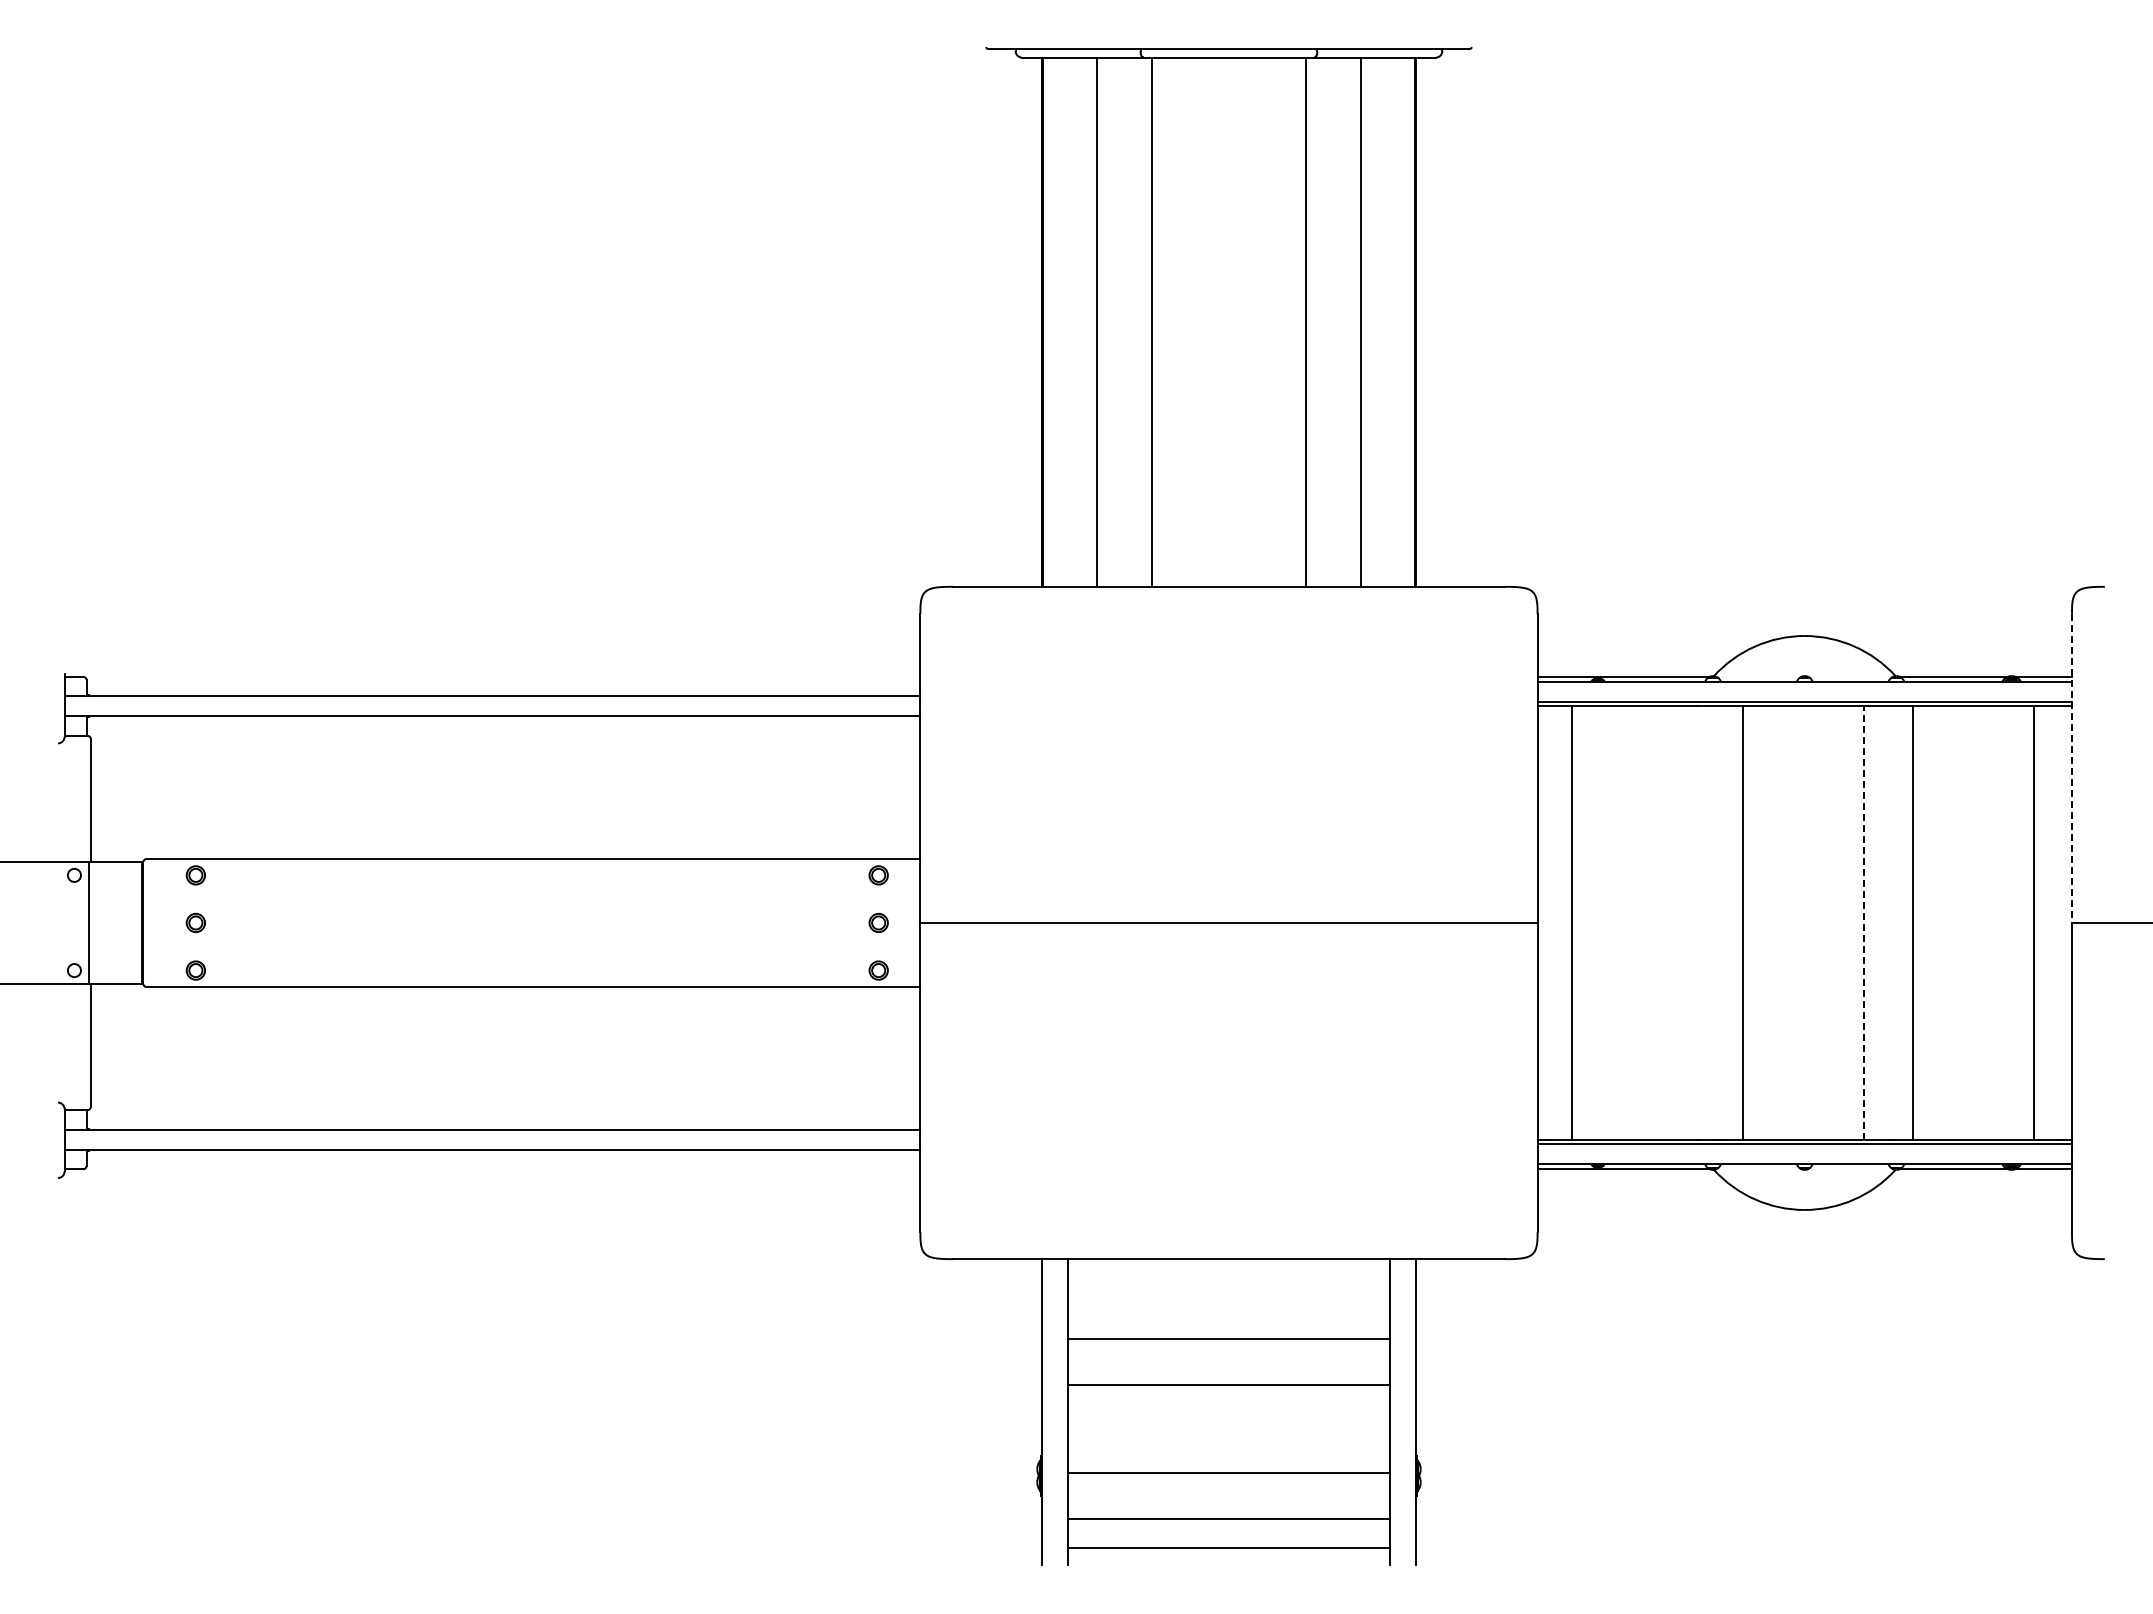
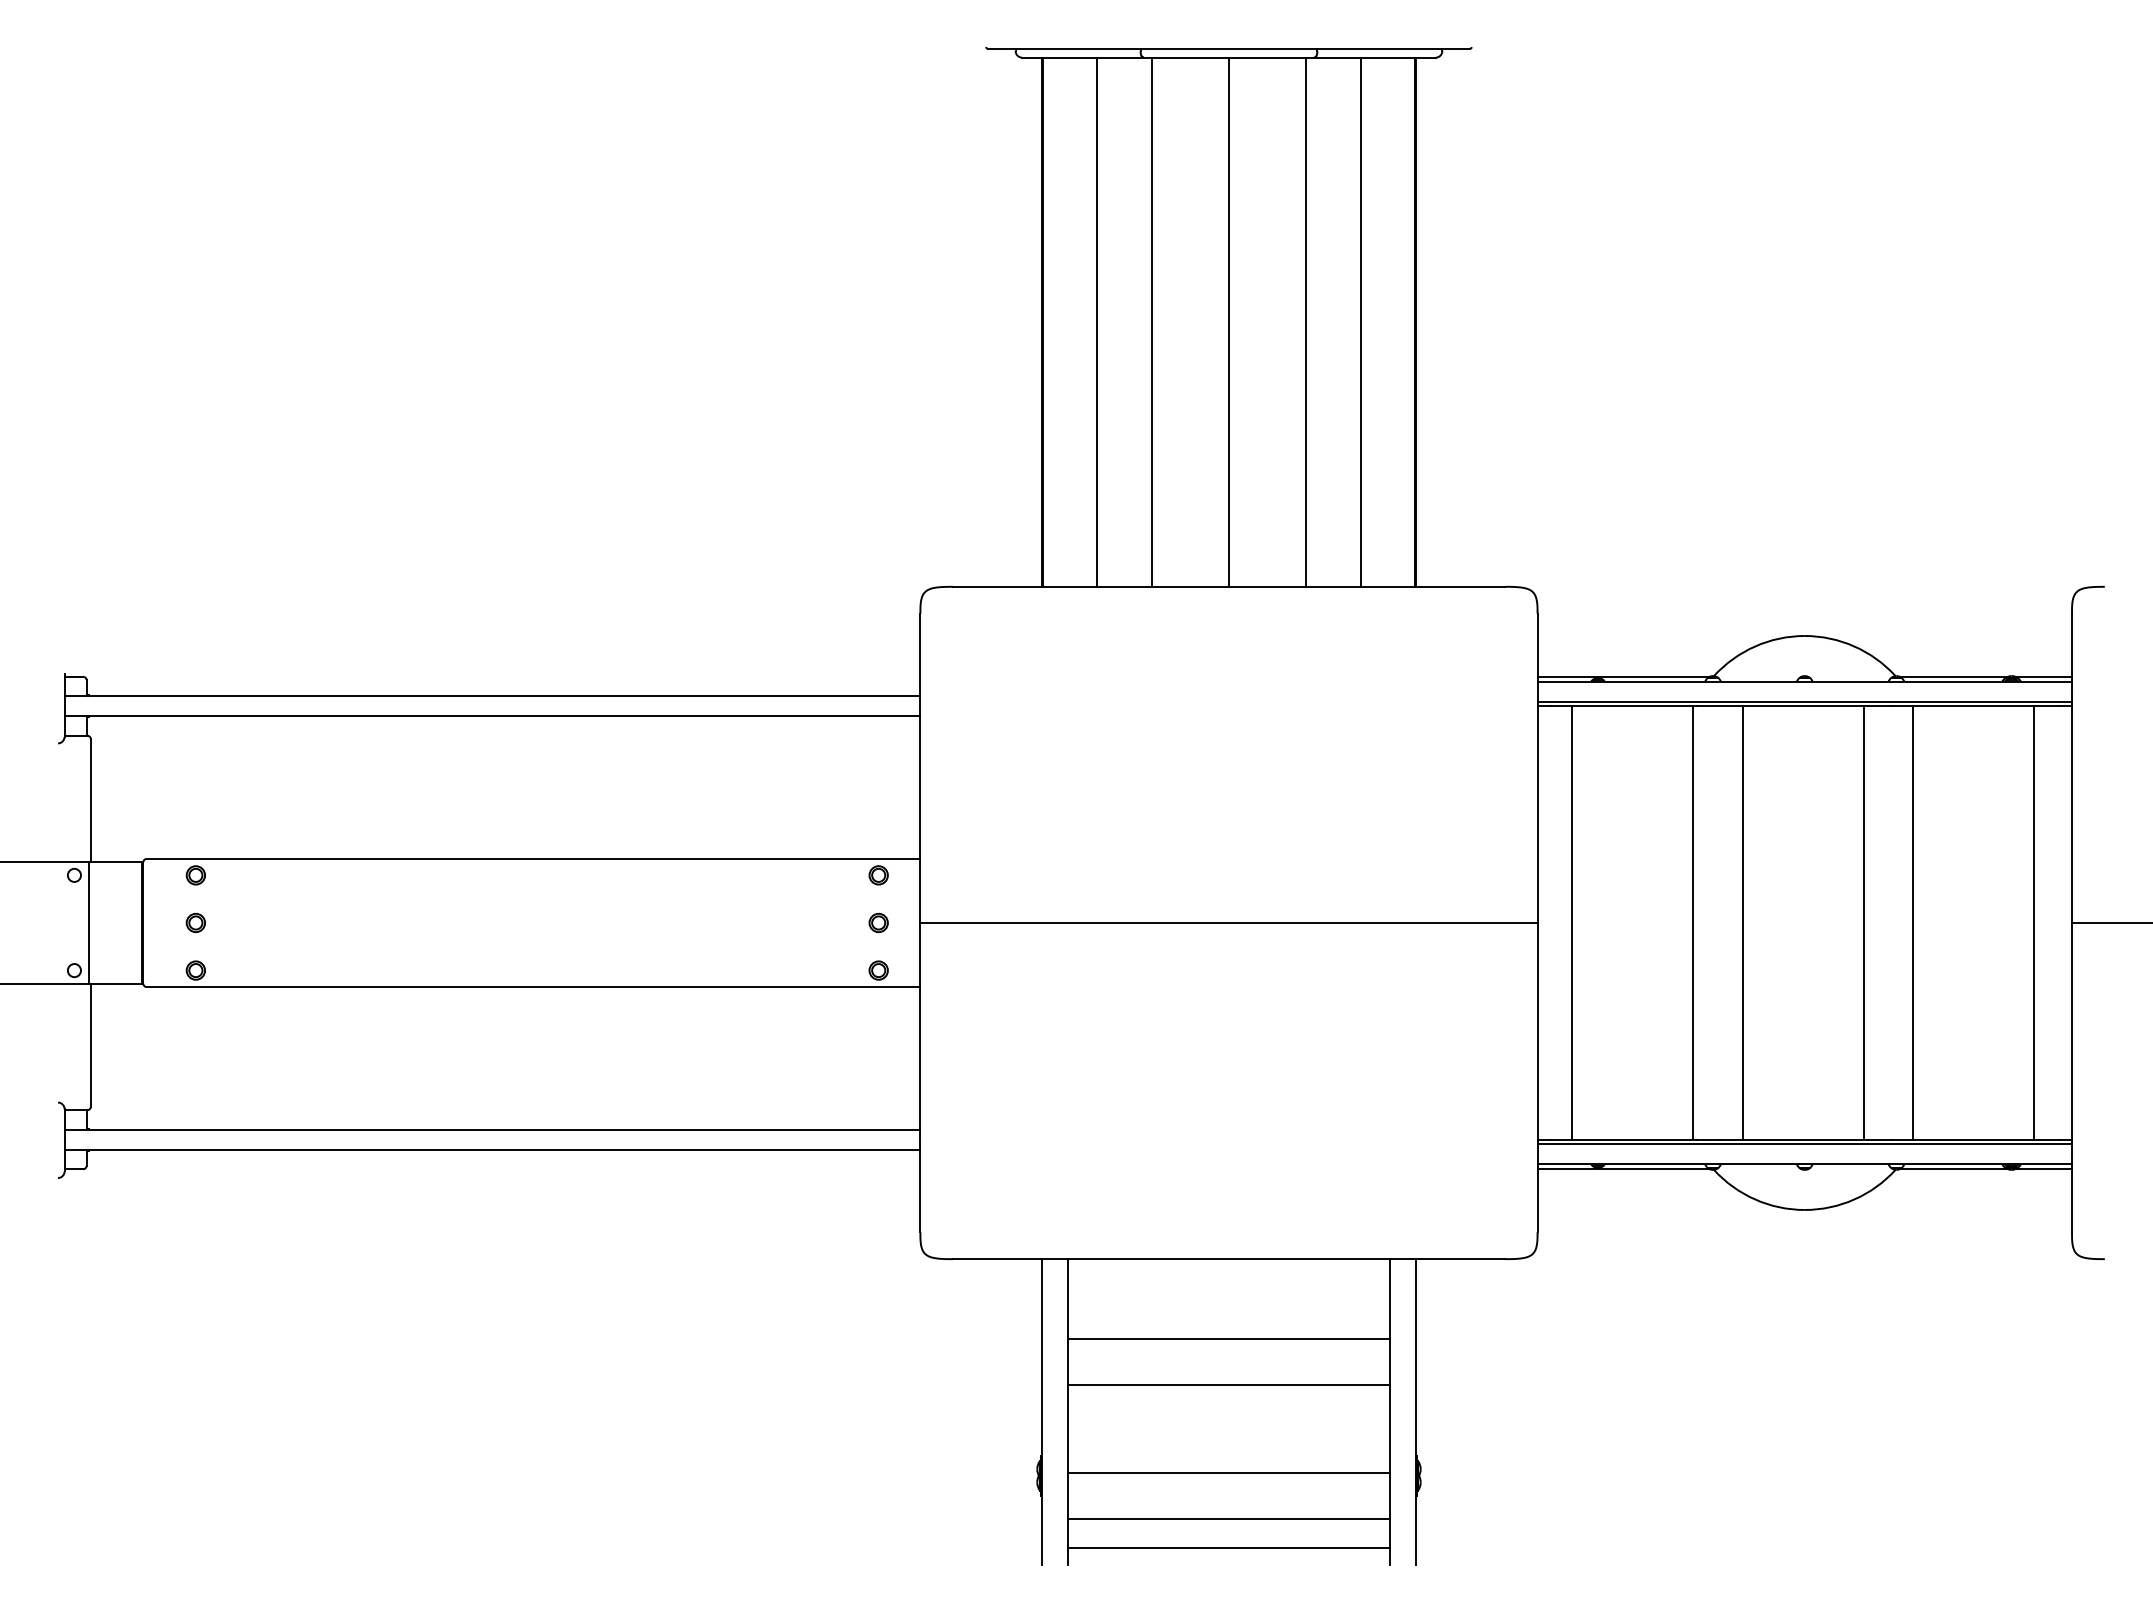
line: none -> present (1228, 321)
line: dashed -> solid (2072, 768)
line: none -> present (1692, 922)
line: dashed -> solid (1863, 922)
